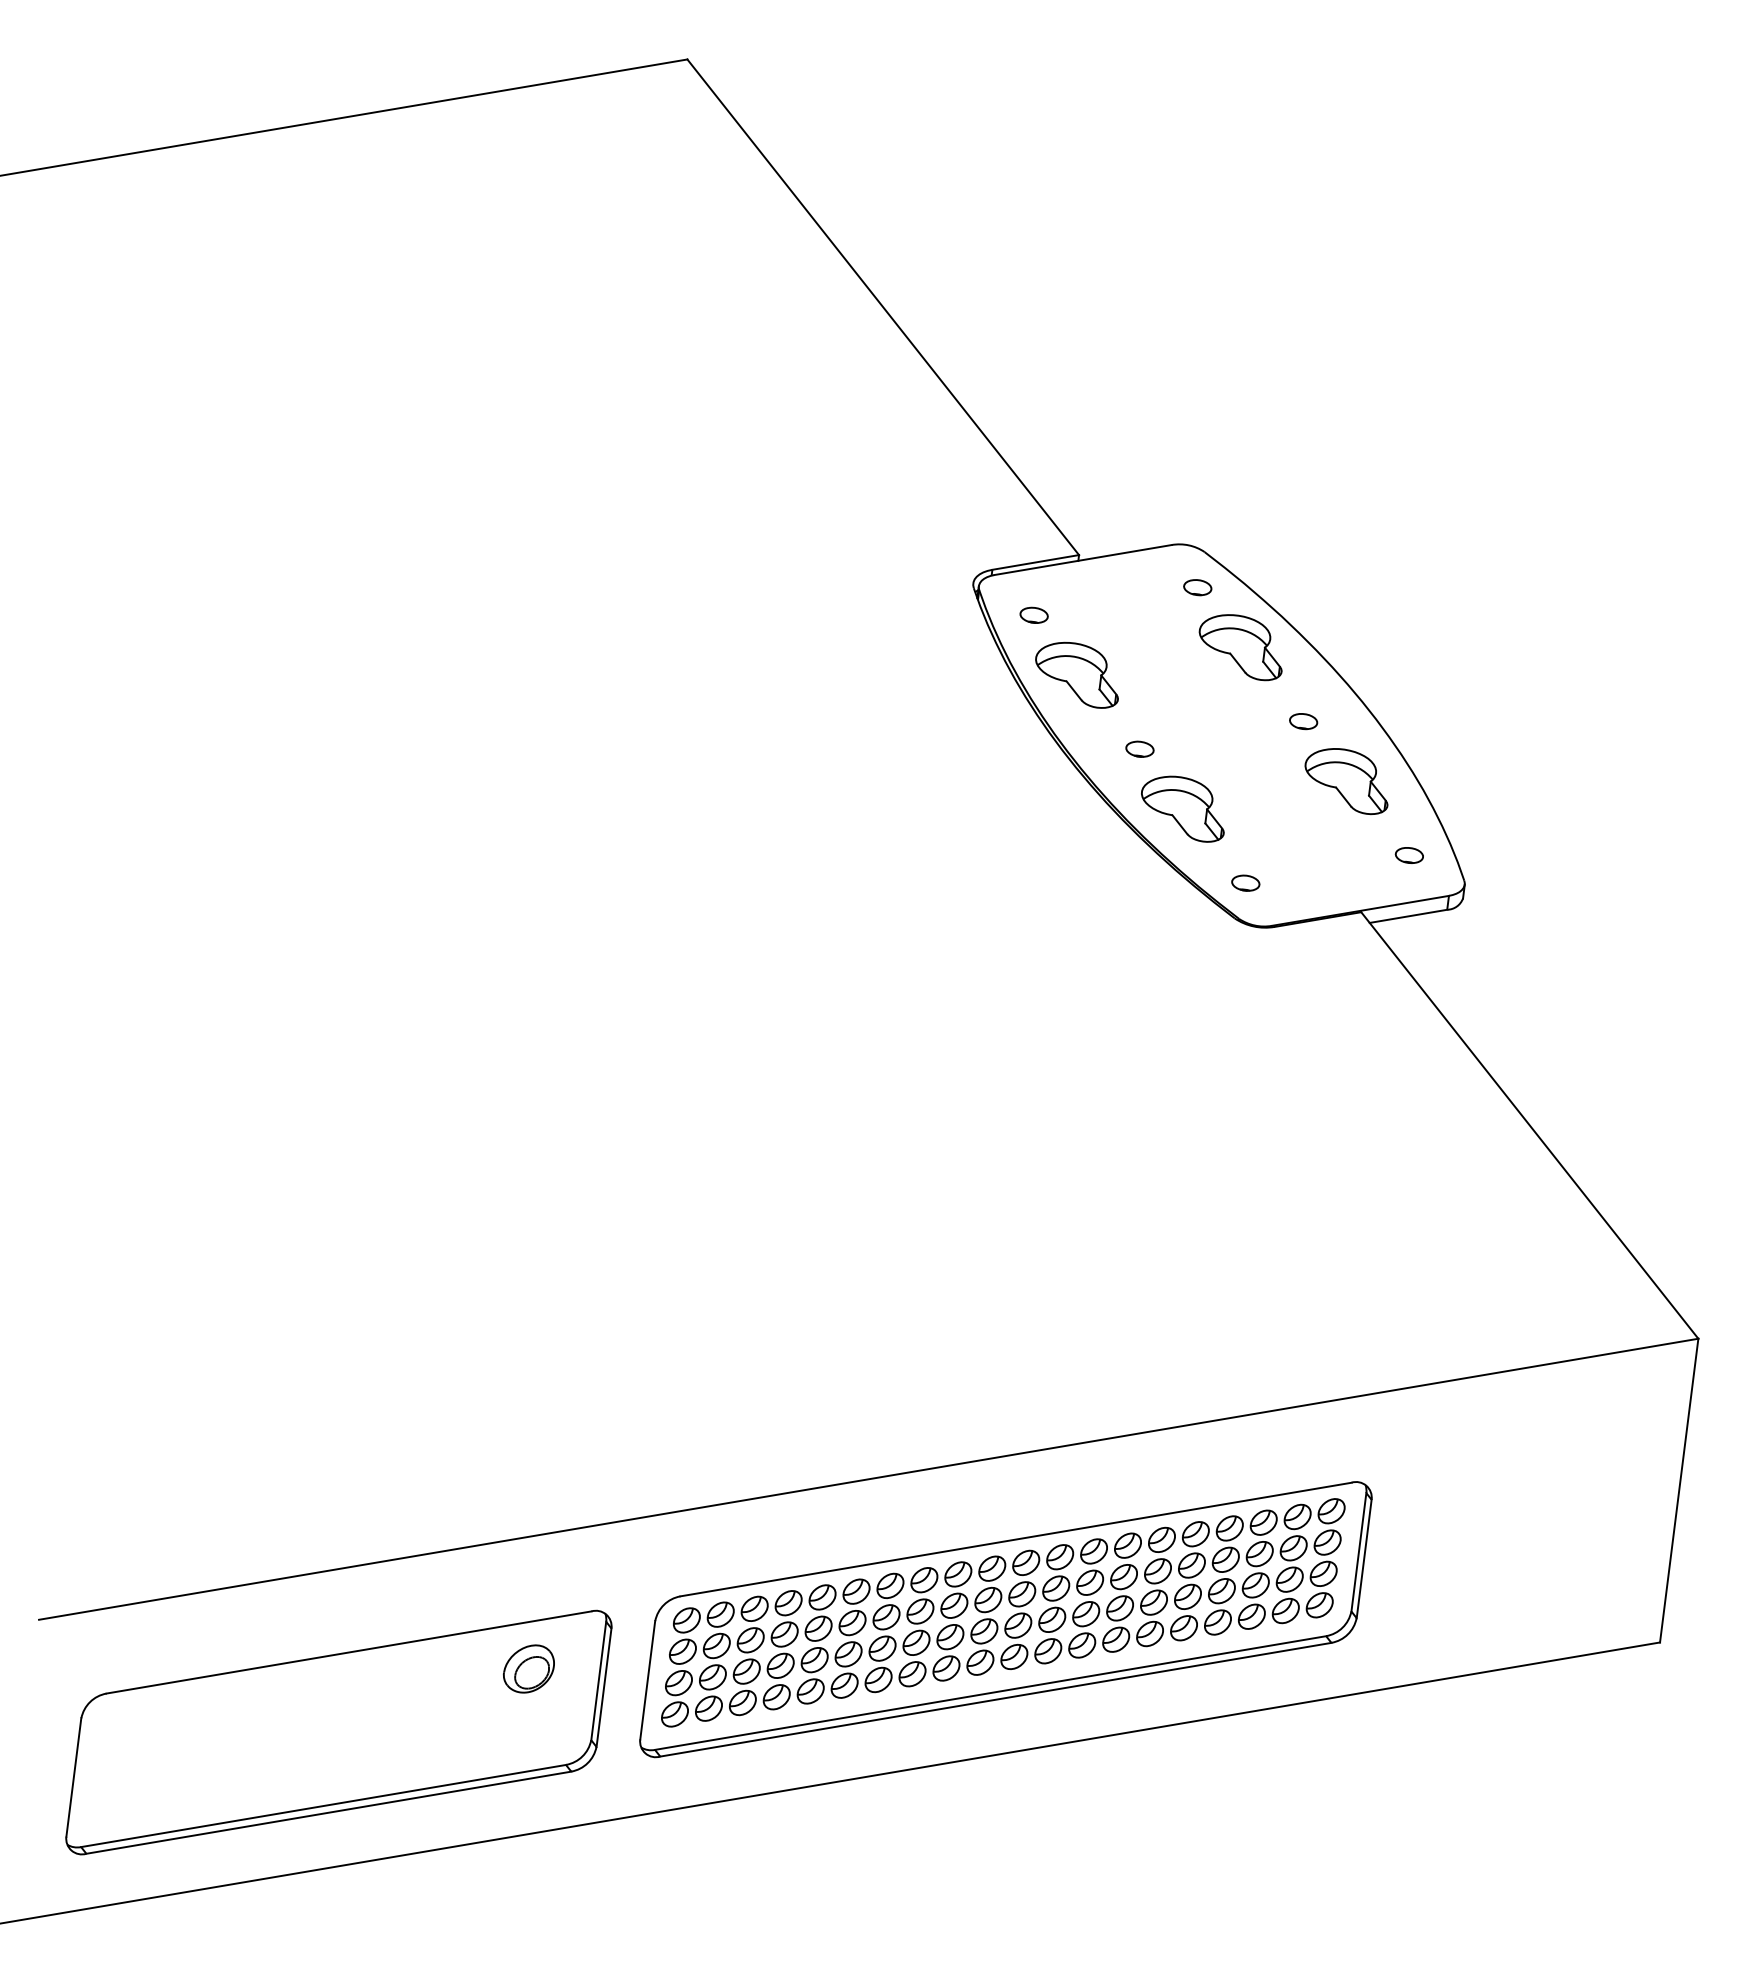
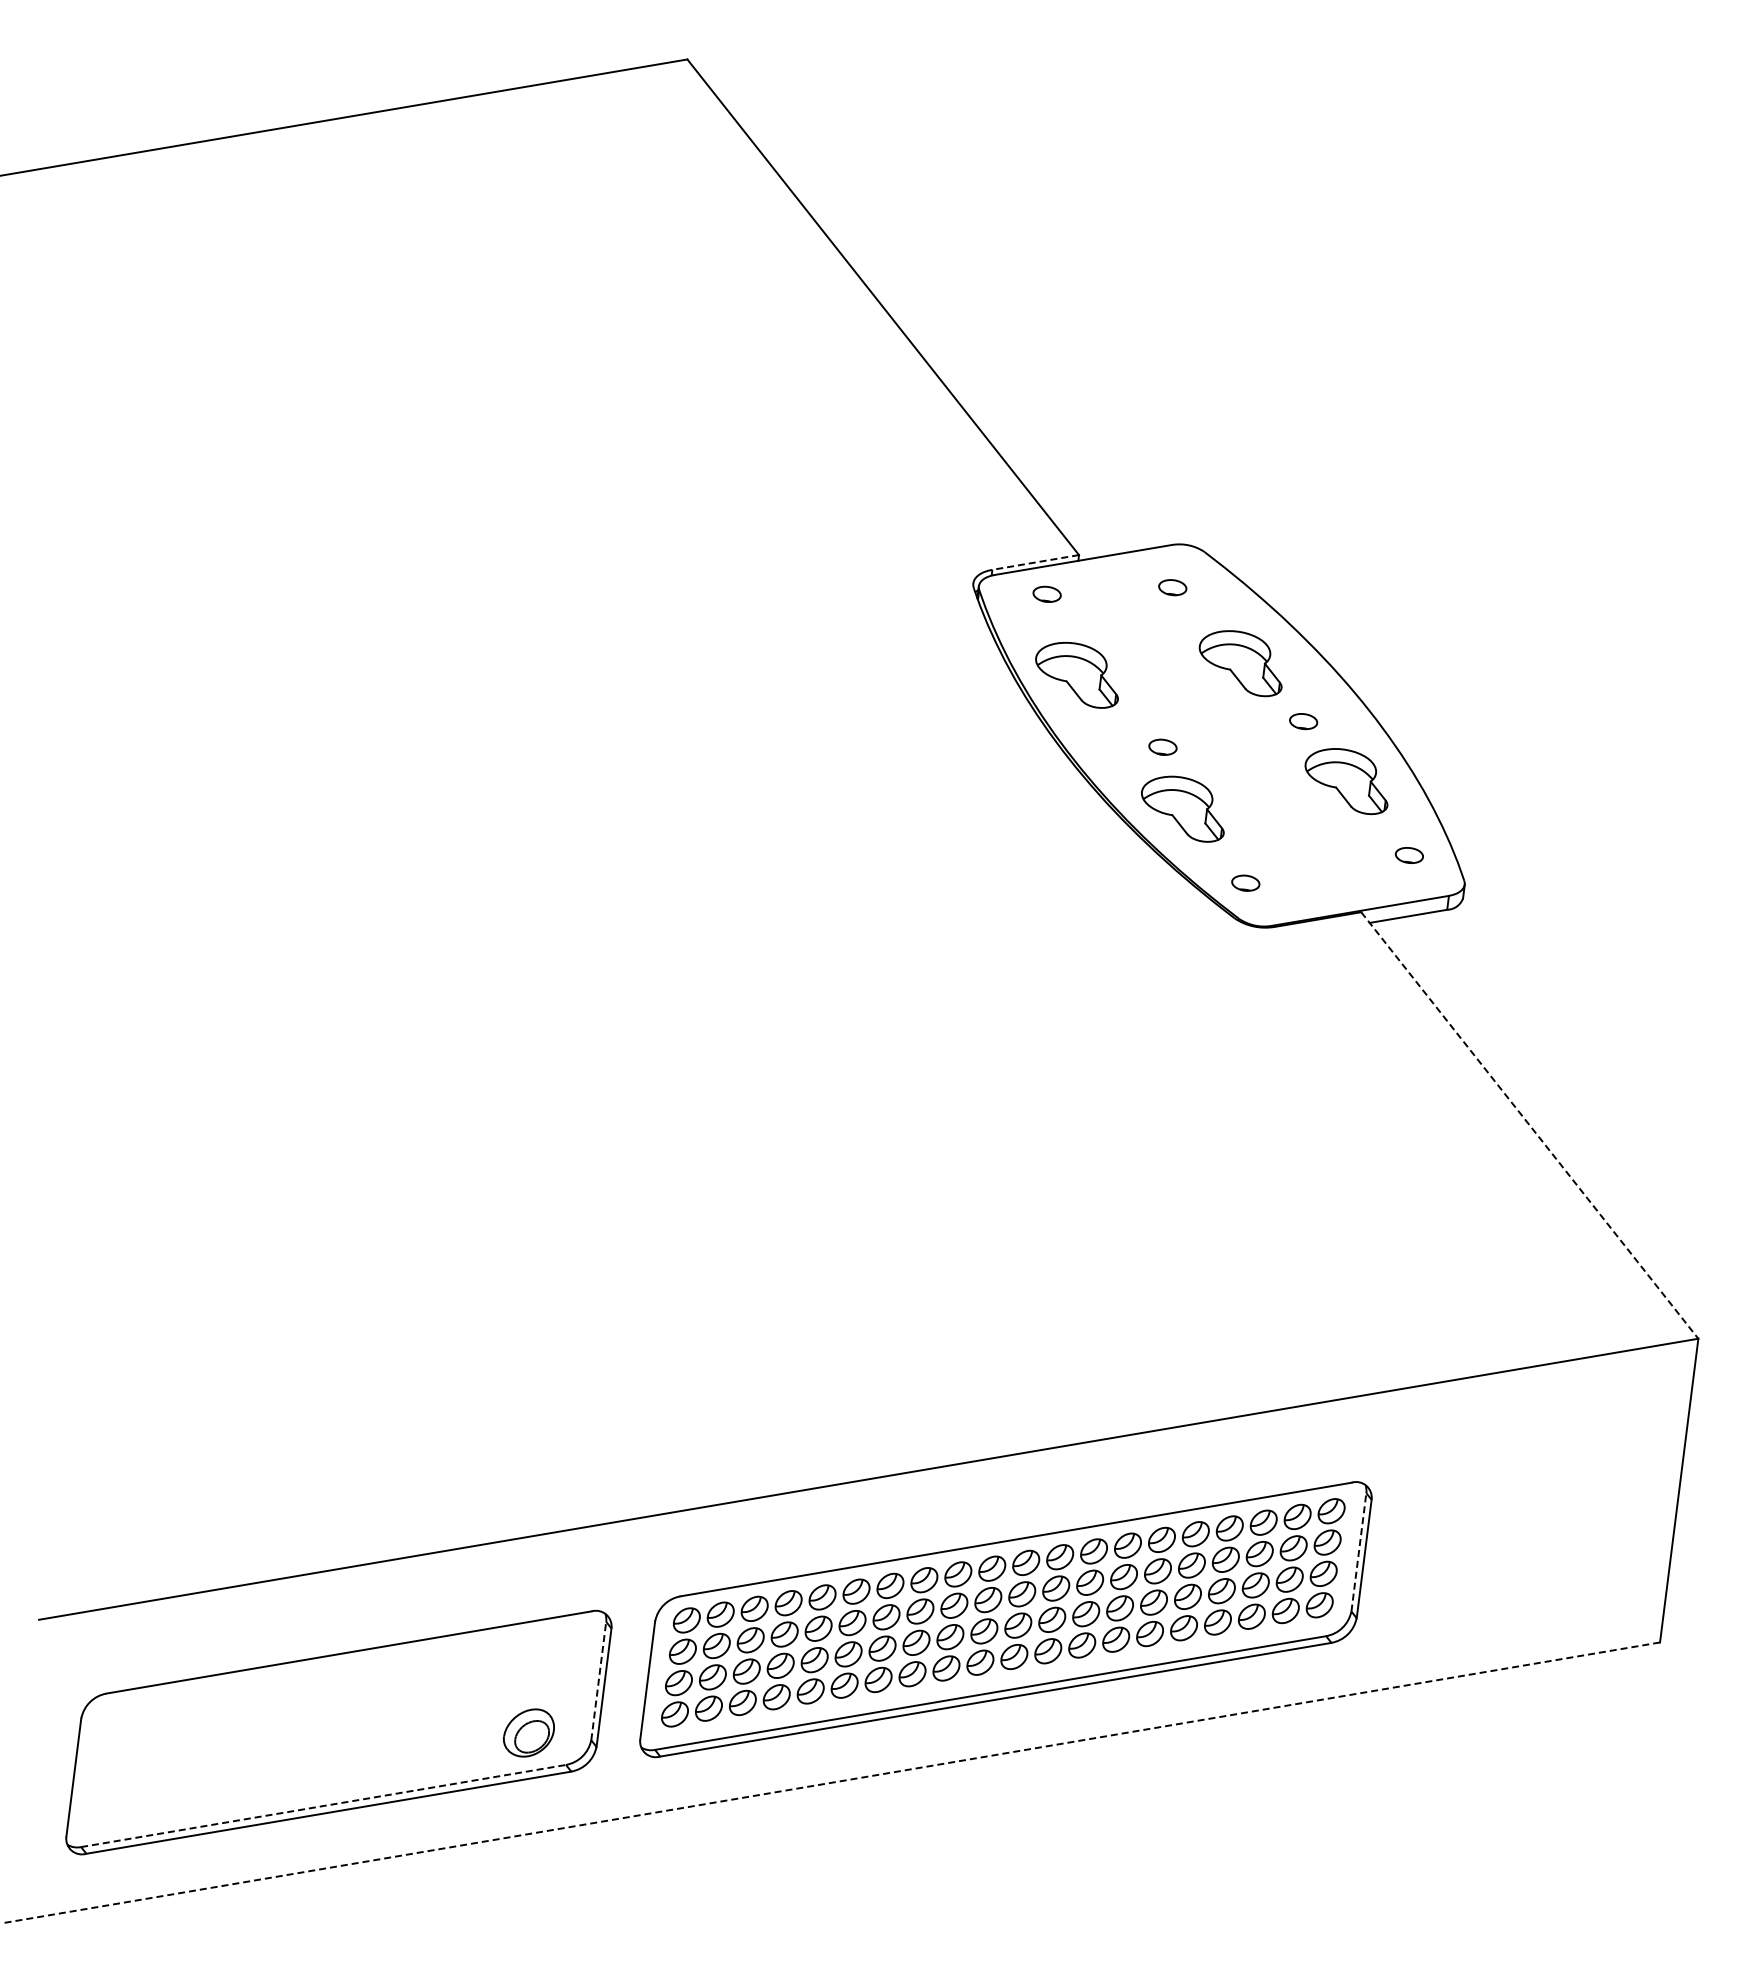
line: solid -> dashed (1035, 562)
part position: (1197, 587) -> (1172, 587) (1172, 587)
part position: (1033, 614) -> (1046, 593) (1046, 593)
part position: (1240, 647) -> (1240, 663) (1240, 663)
part position: (1139, 748) -> (1162, 746) (1162, 746)
line: solid -> dashed (1529, 1125)
line: solid -> dashed (1358, 1552)
part position: (528, 1668) -> (528, 1732) (528, 1732)
line: solid -> dashed (598, 1681)
line: solid -> dashed (829, 1783)
line: solid -> dashed (323, 1806)
